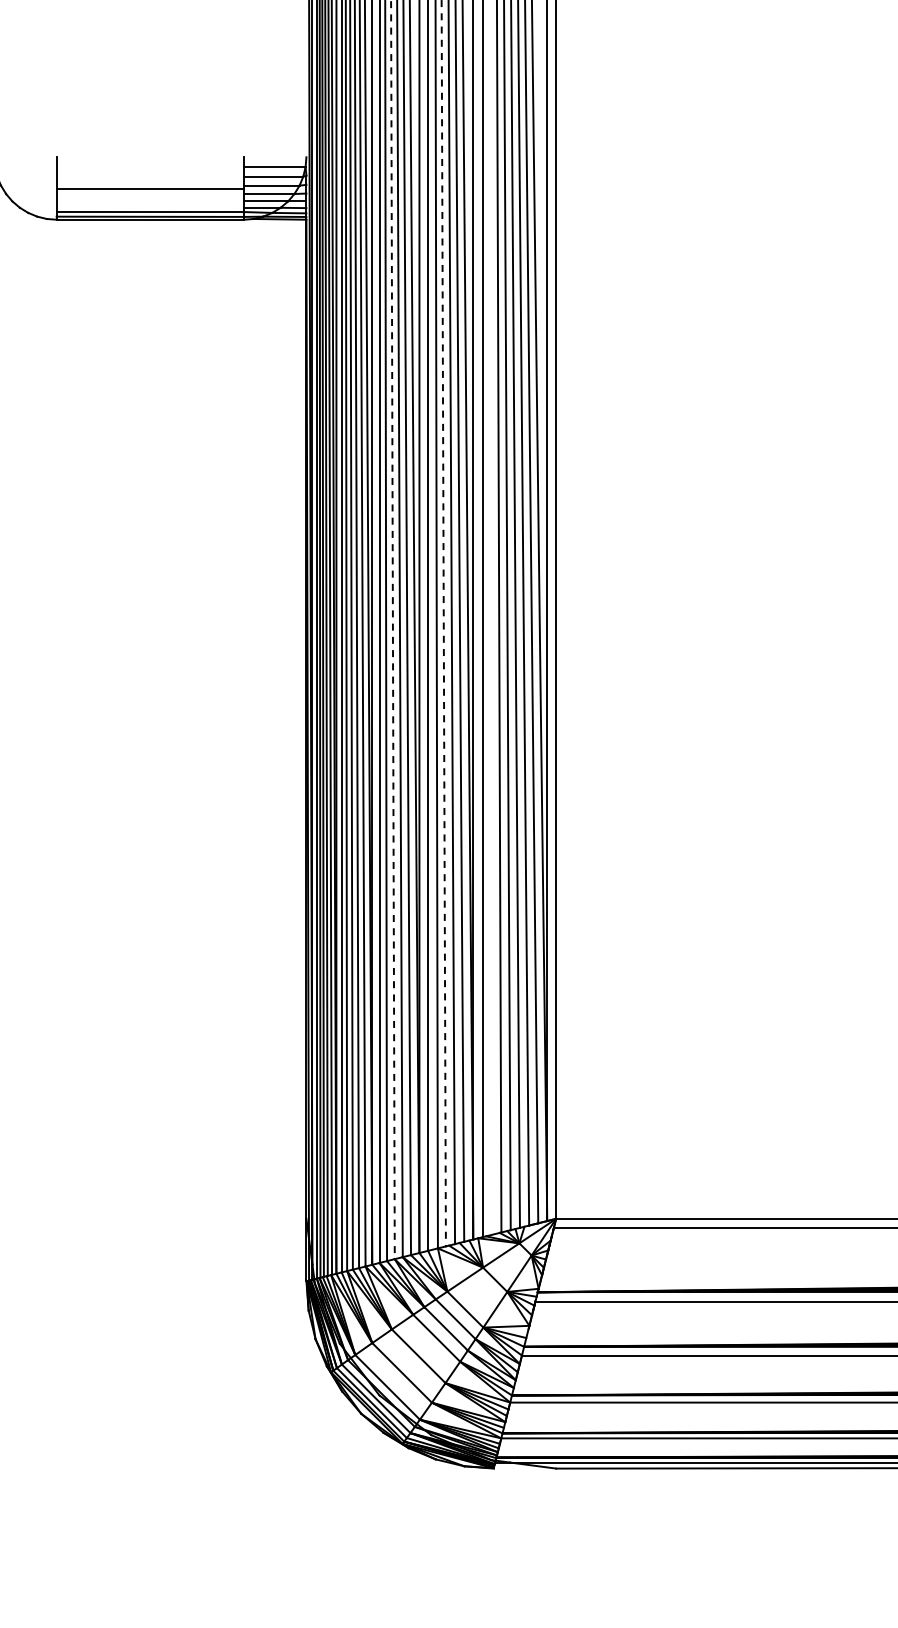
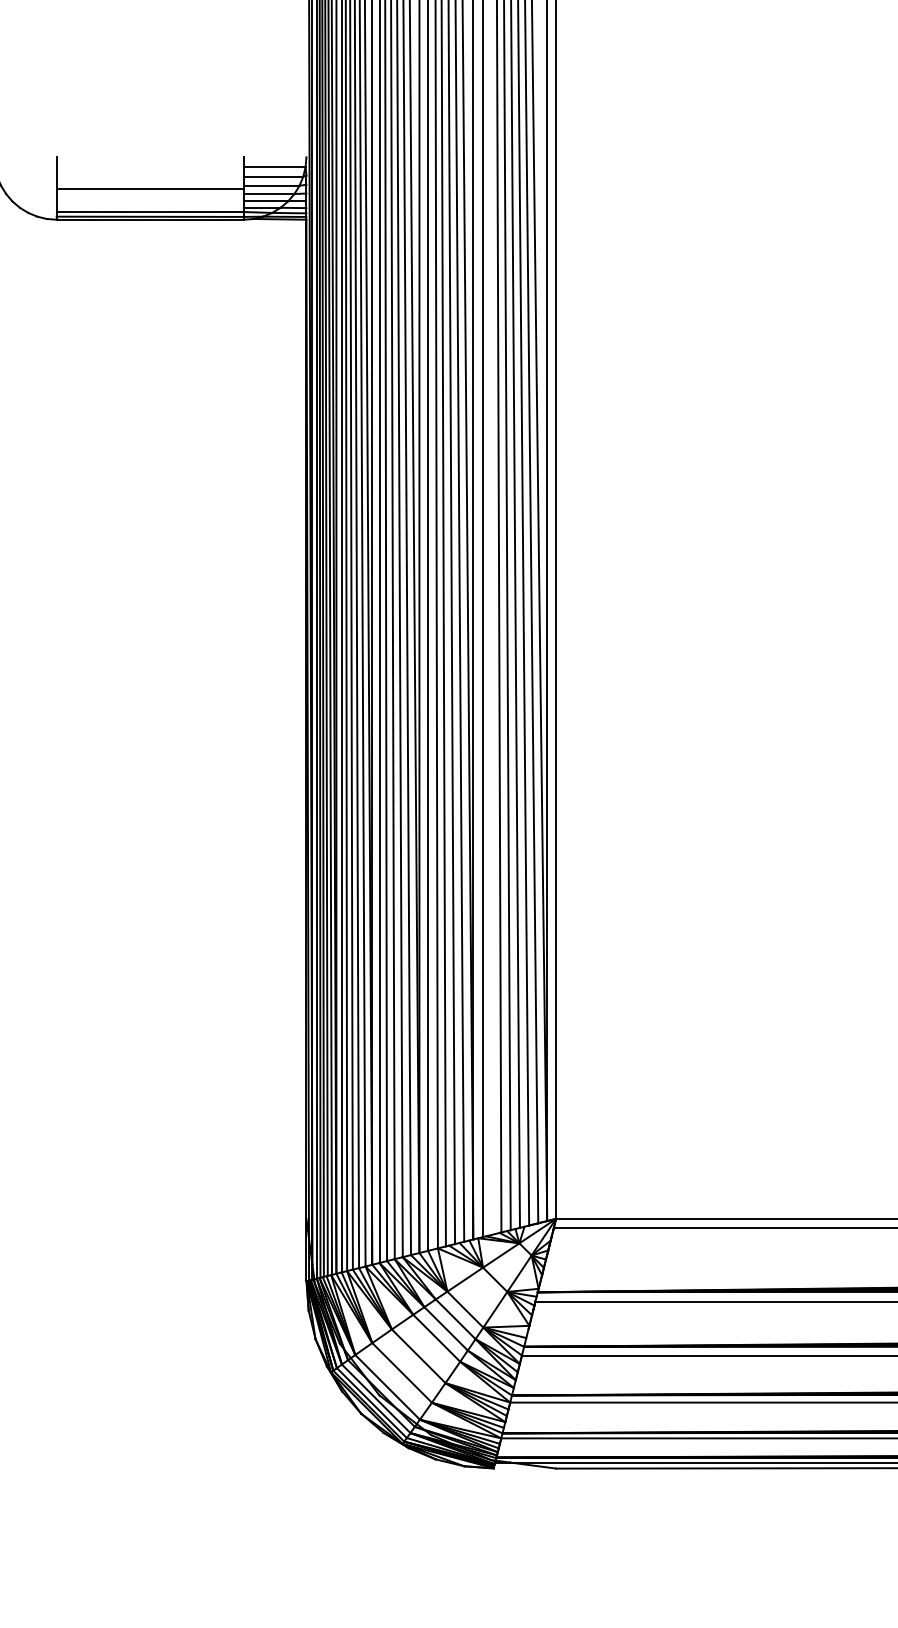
line: dashed -> solid (443, 623)
line: dashed -> solid (392, 630)
